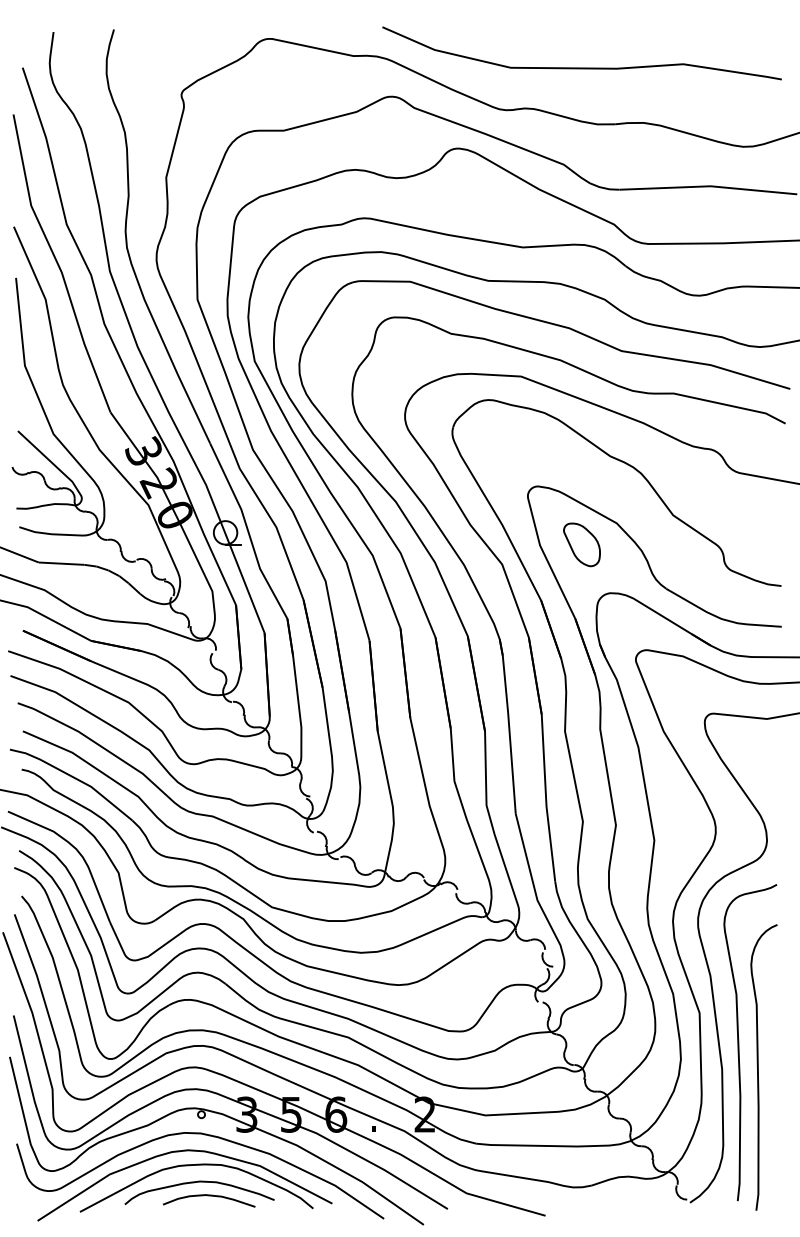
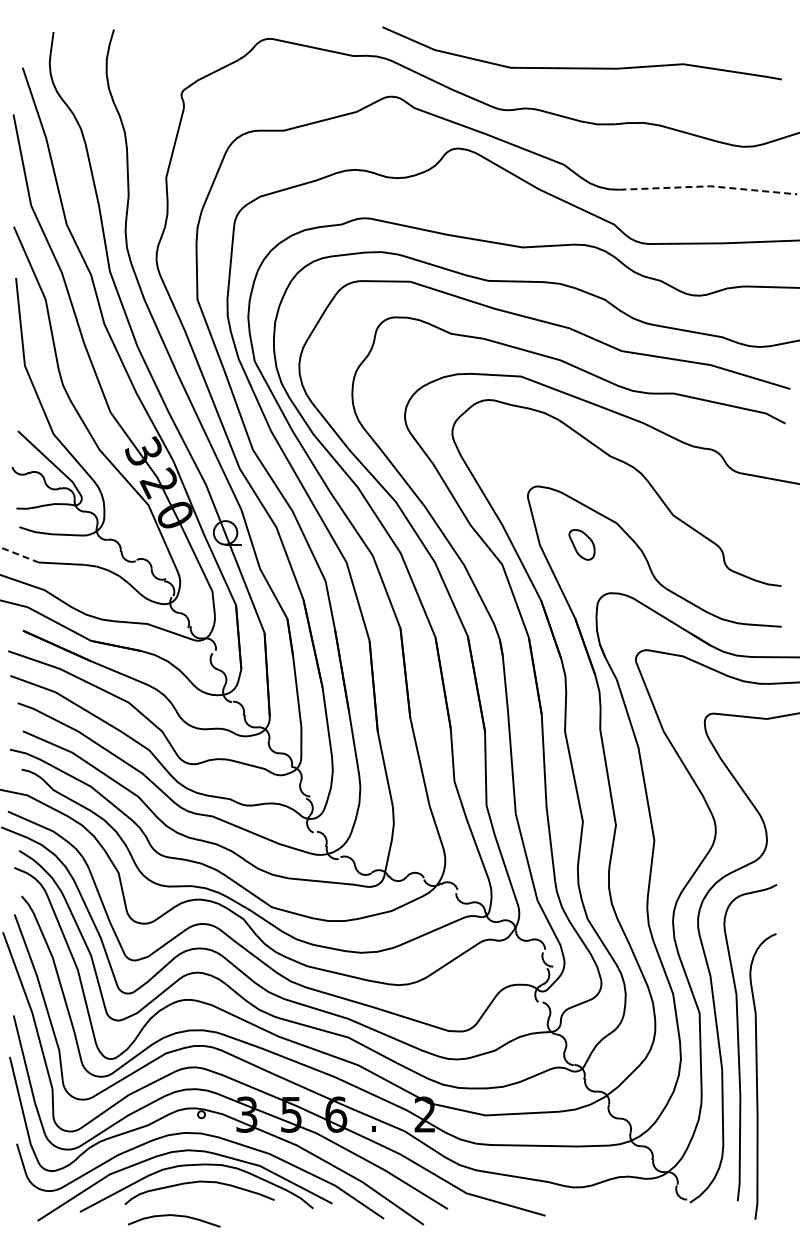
line: solid -> dashed (708, 186)
part size: 38x46 px -> 28x32 px (581, 544)
line: solid -> dashed (19, 554)
curve position: (758, 1067) -> (757, 1076) (757, 1076)
curve position: (209, 1196) -> (174, 1216) (174, 1216)
